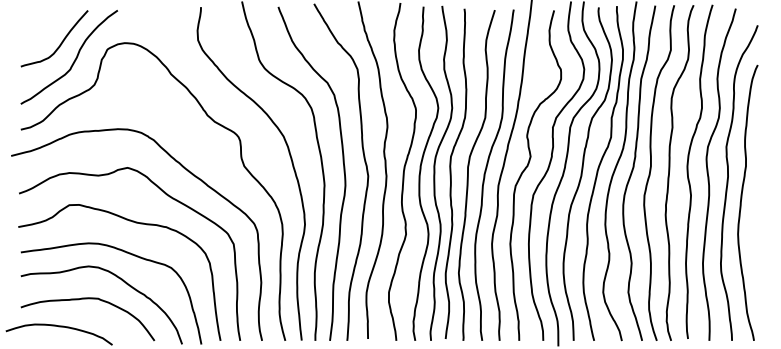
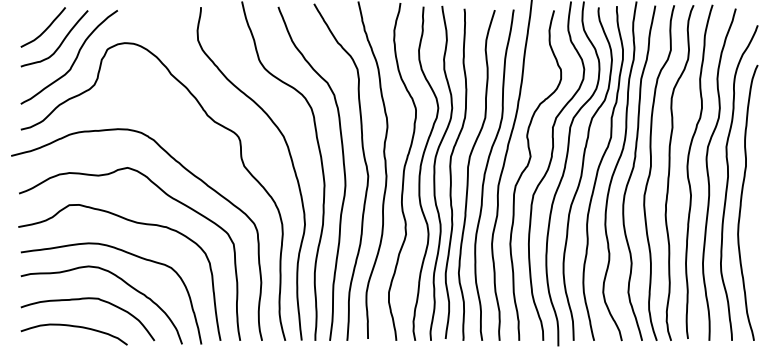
curve: none -> present (45, 28)
curve position: (58, 327) -> (73, 327) (73, 327)
